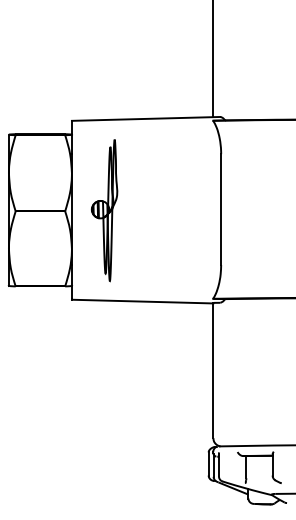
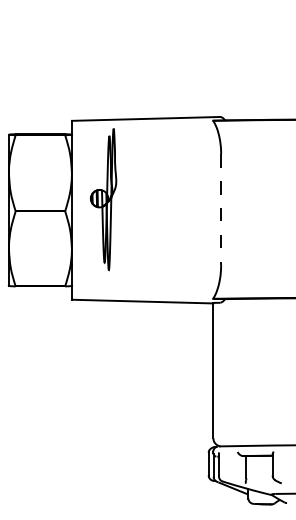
line: present -> none (213, 59)
part position: (104, 210) -> (103, 199) (103, 199)
line: solid -> dashed (221, 210)
